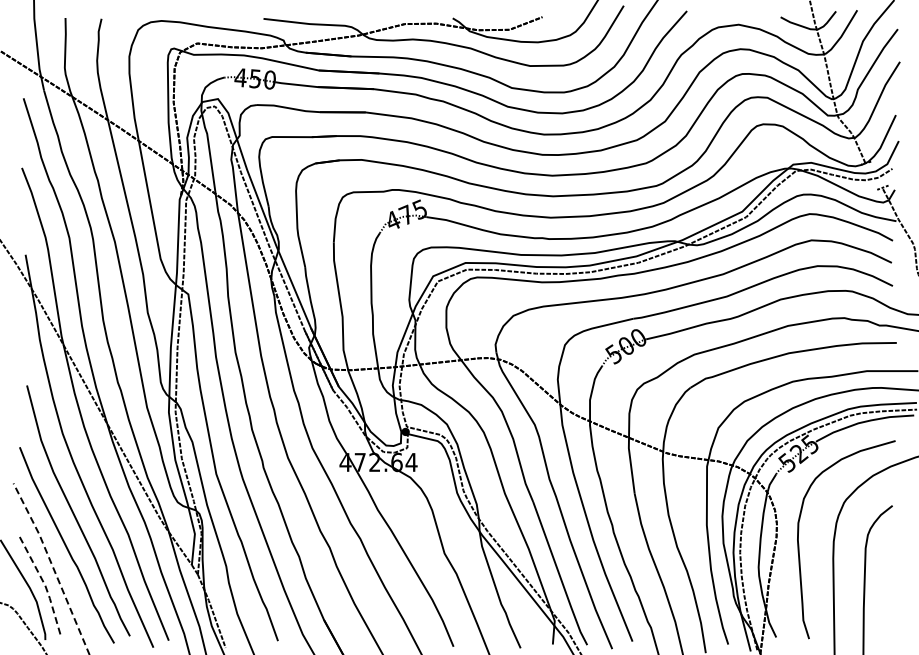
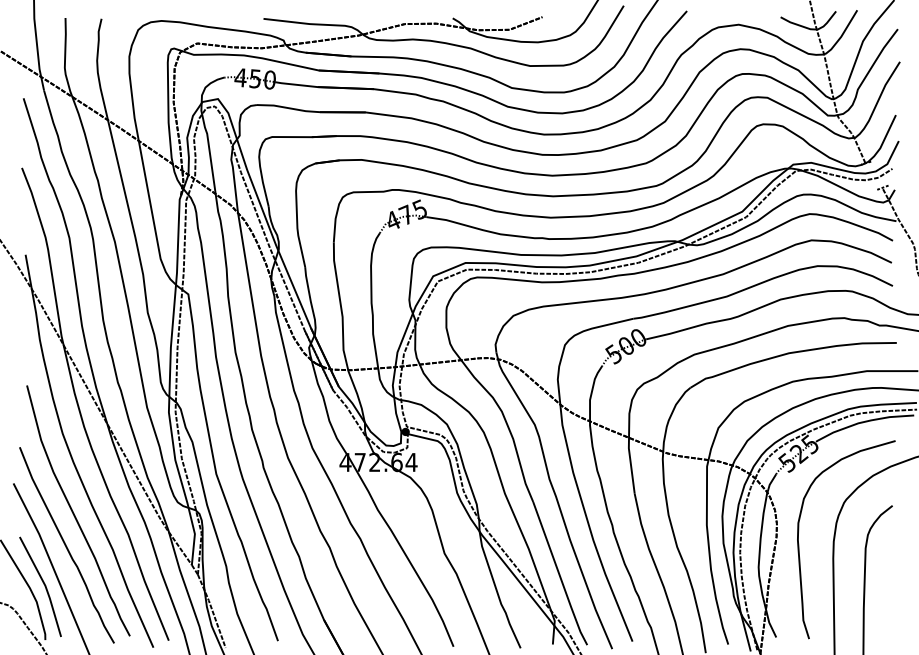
line: dashed -> solid (52, 567)
line: dashed -> solid (45, 585)
